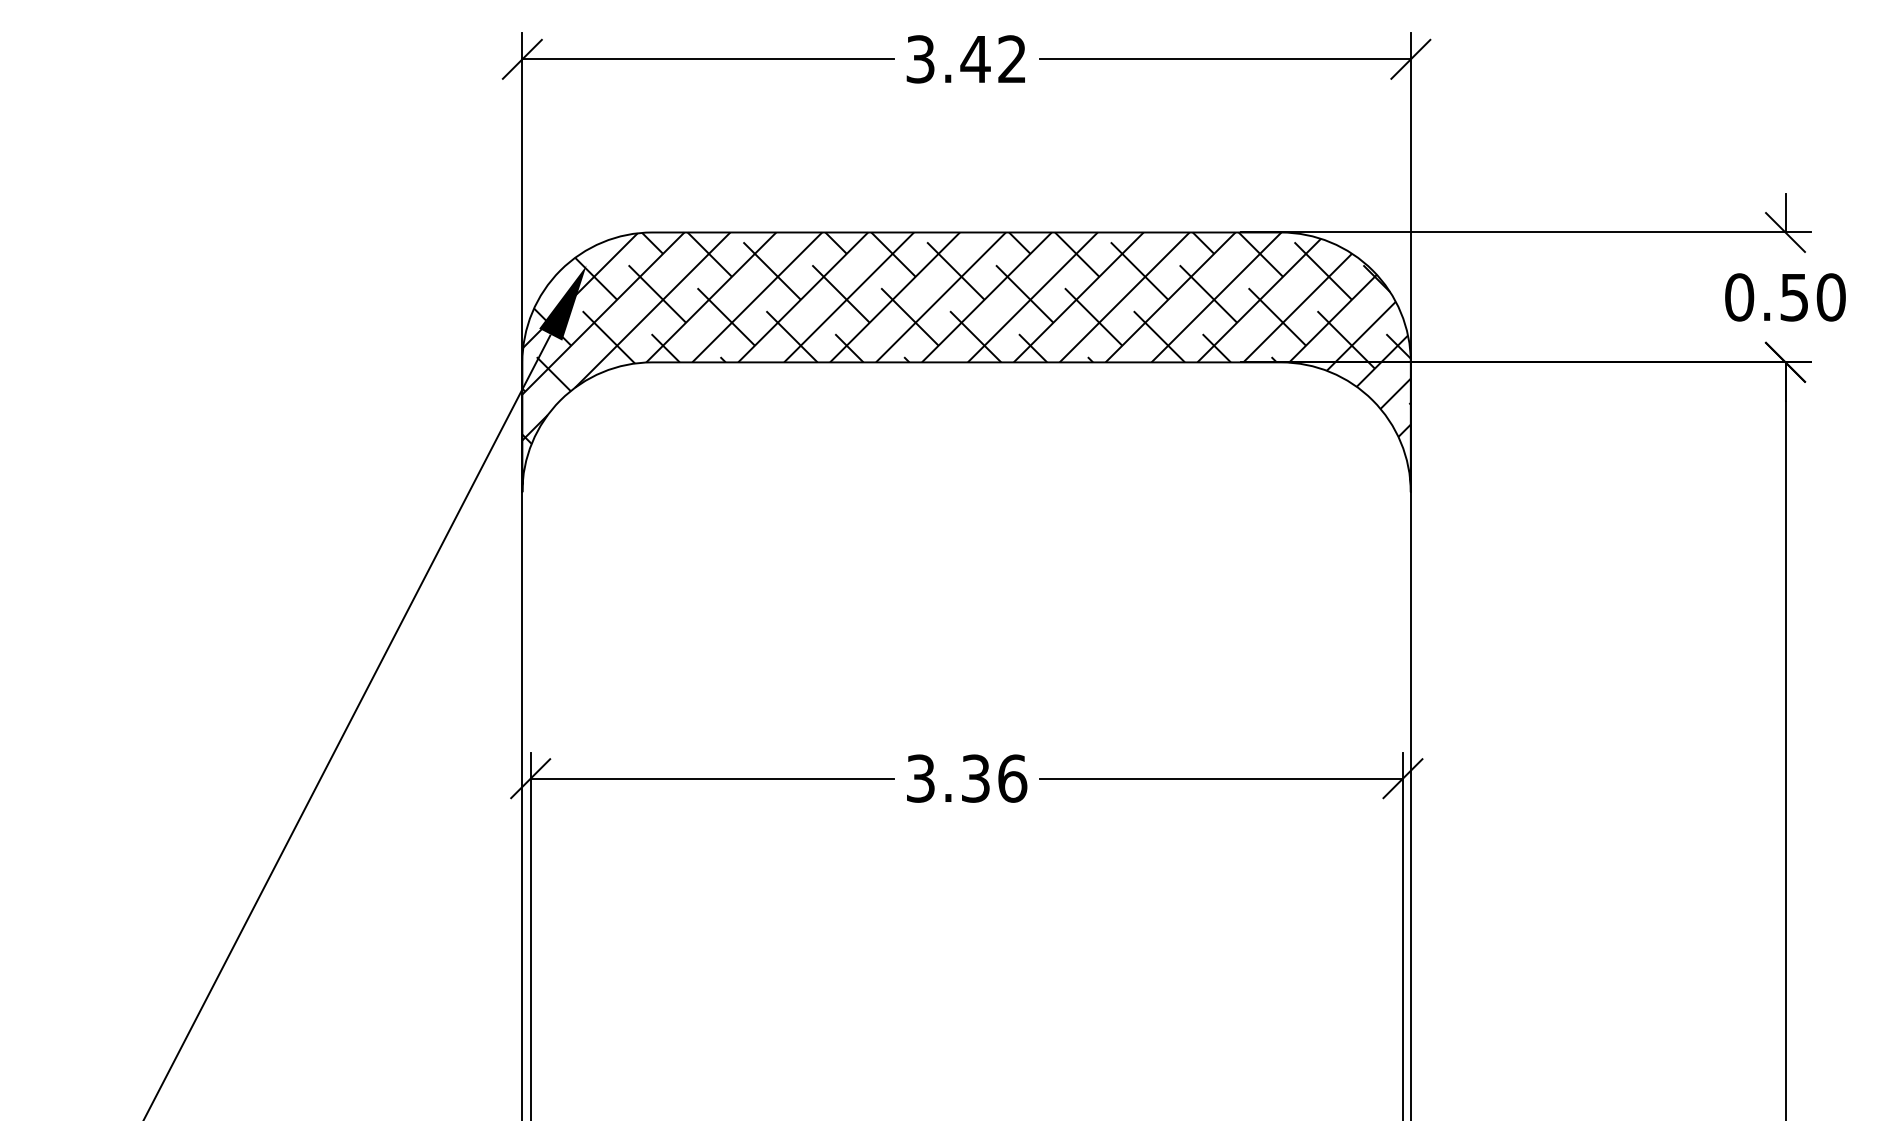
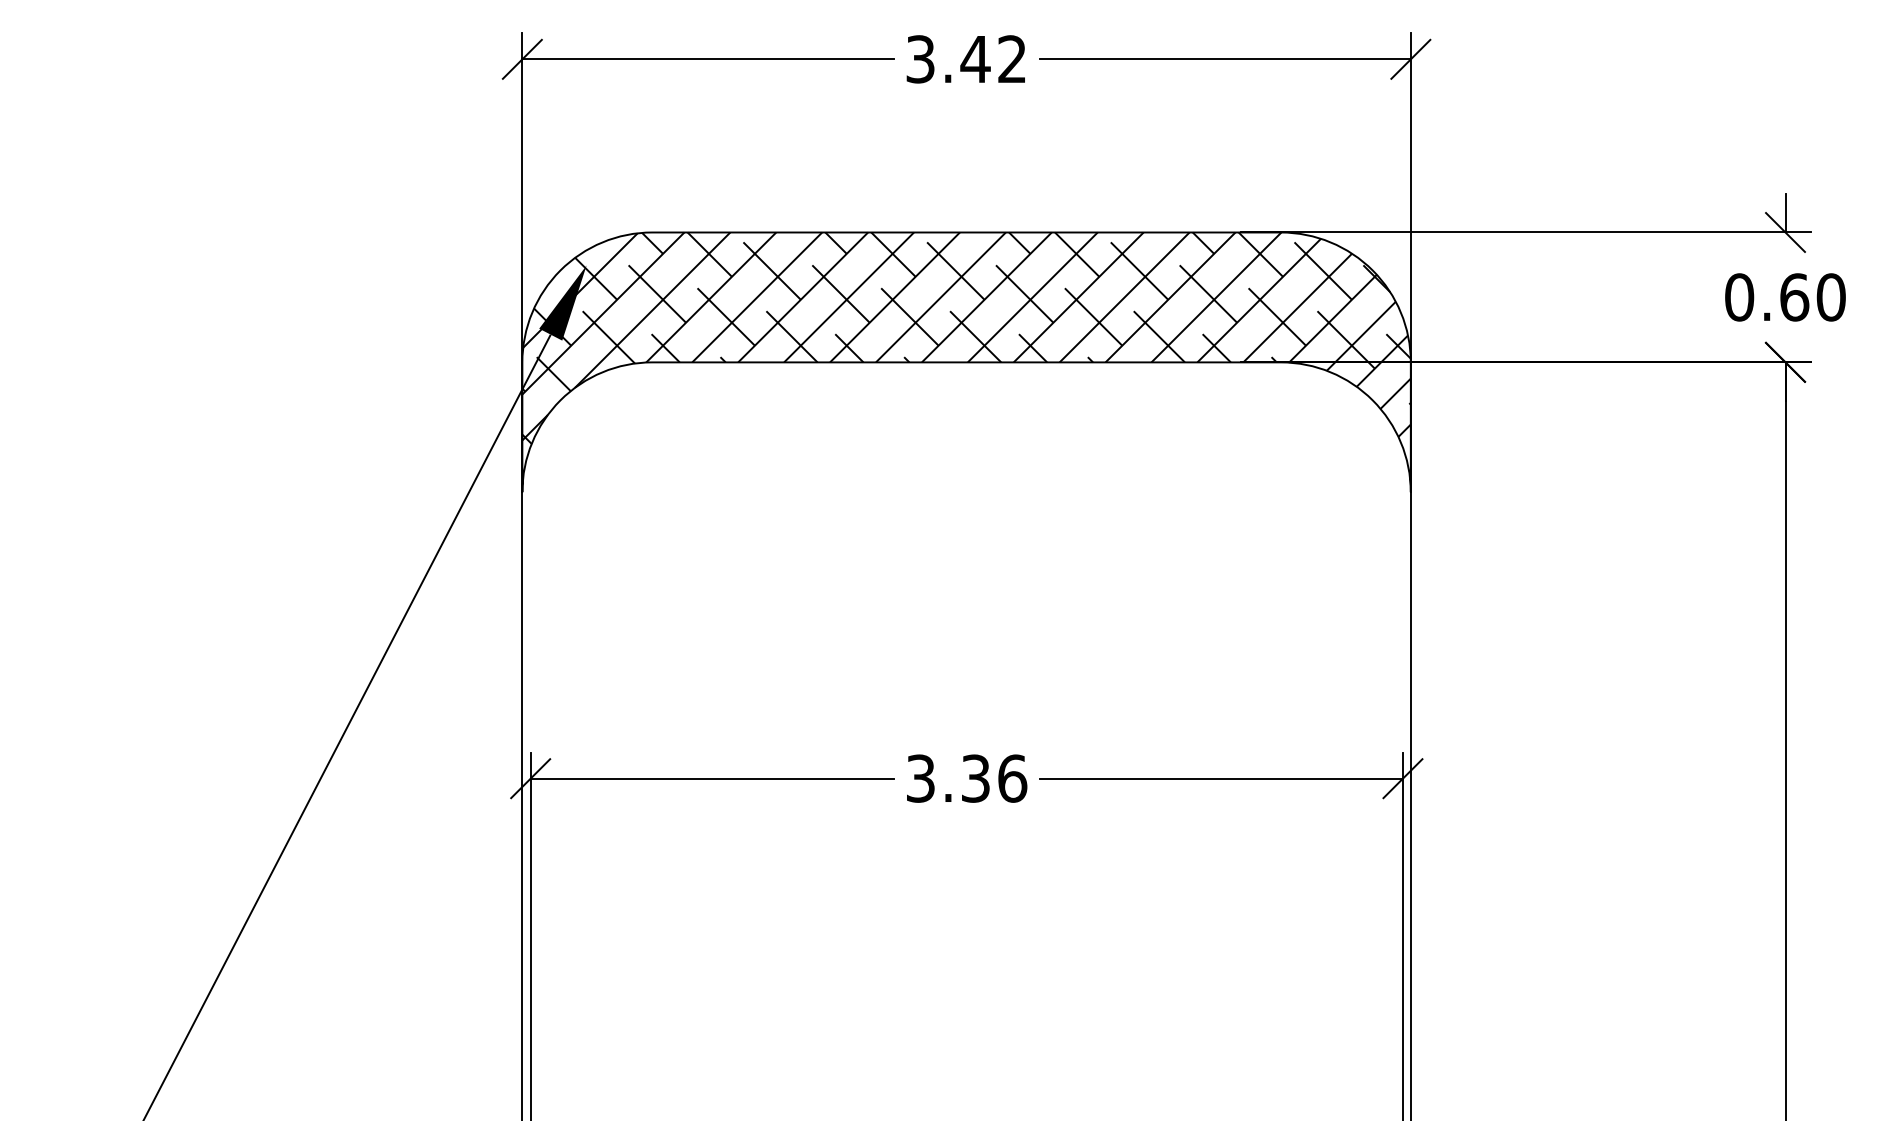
text: 0.50 -> 0.60 (1794, 297)
